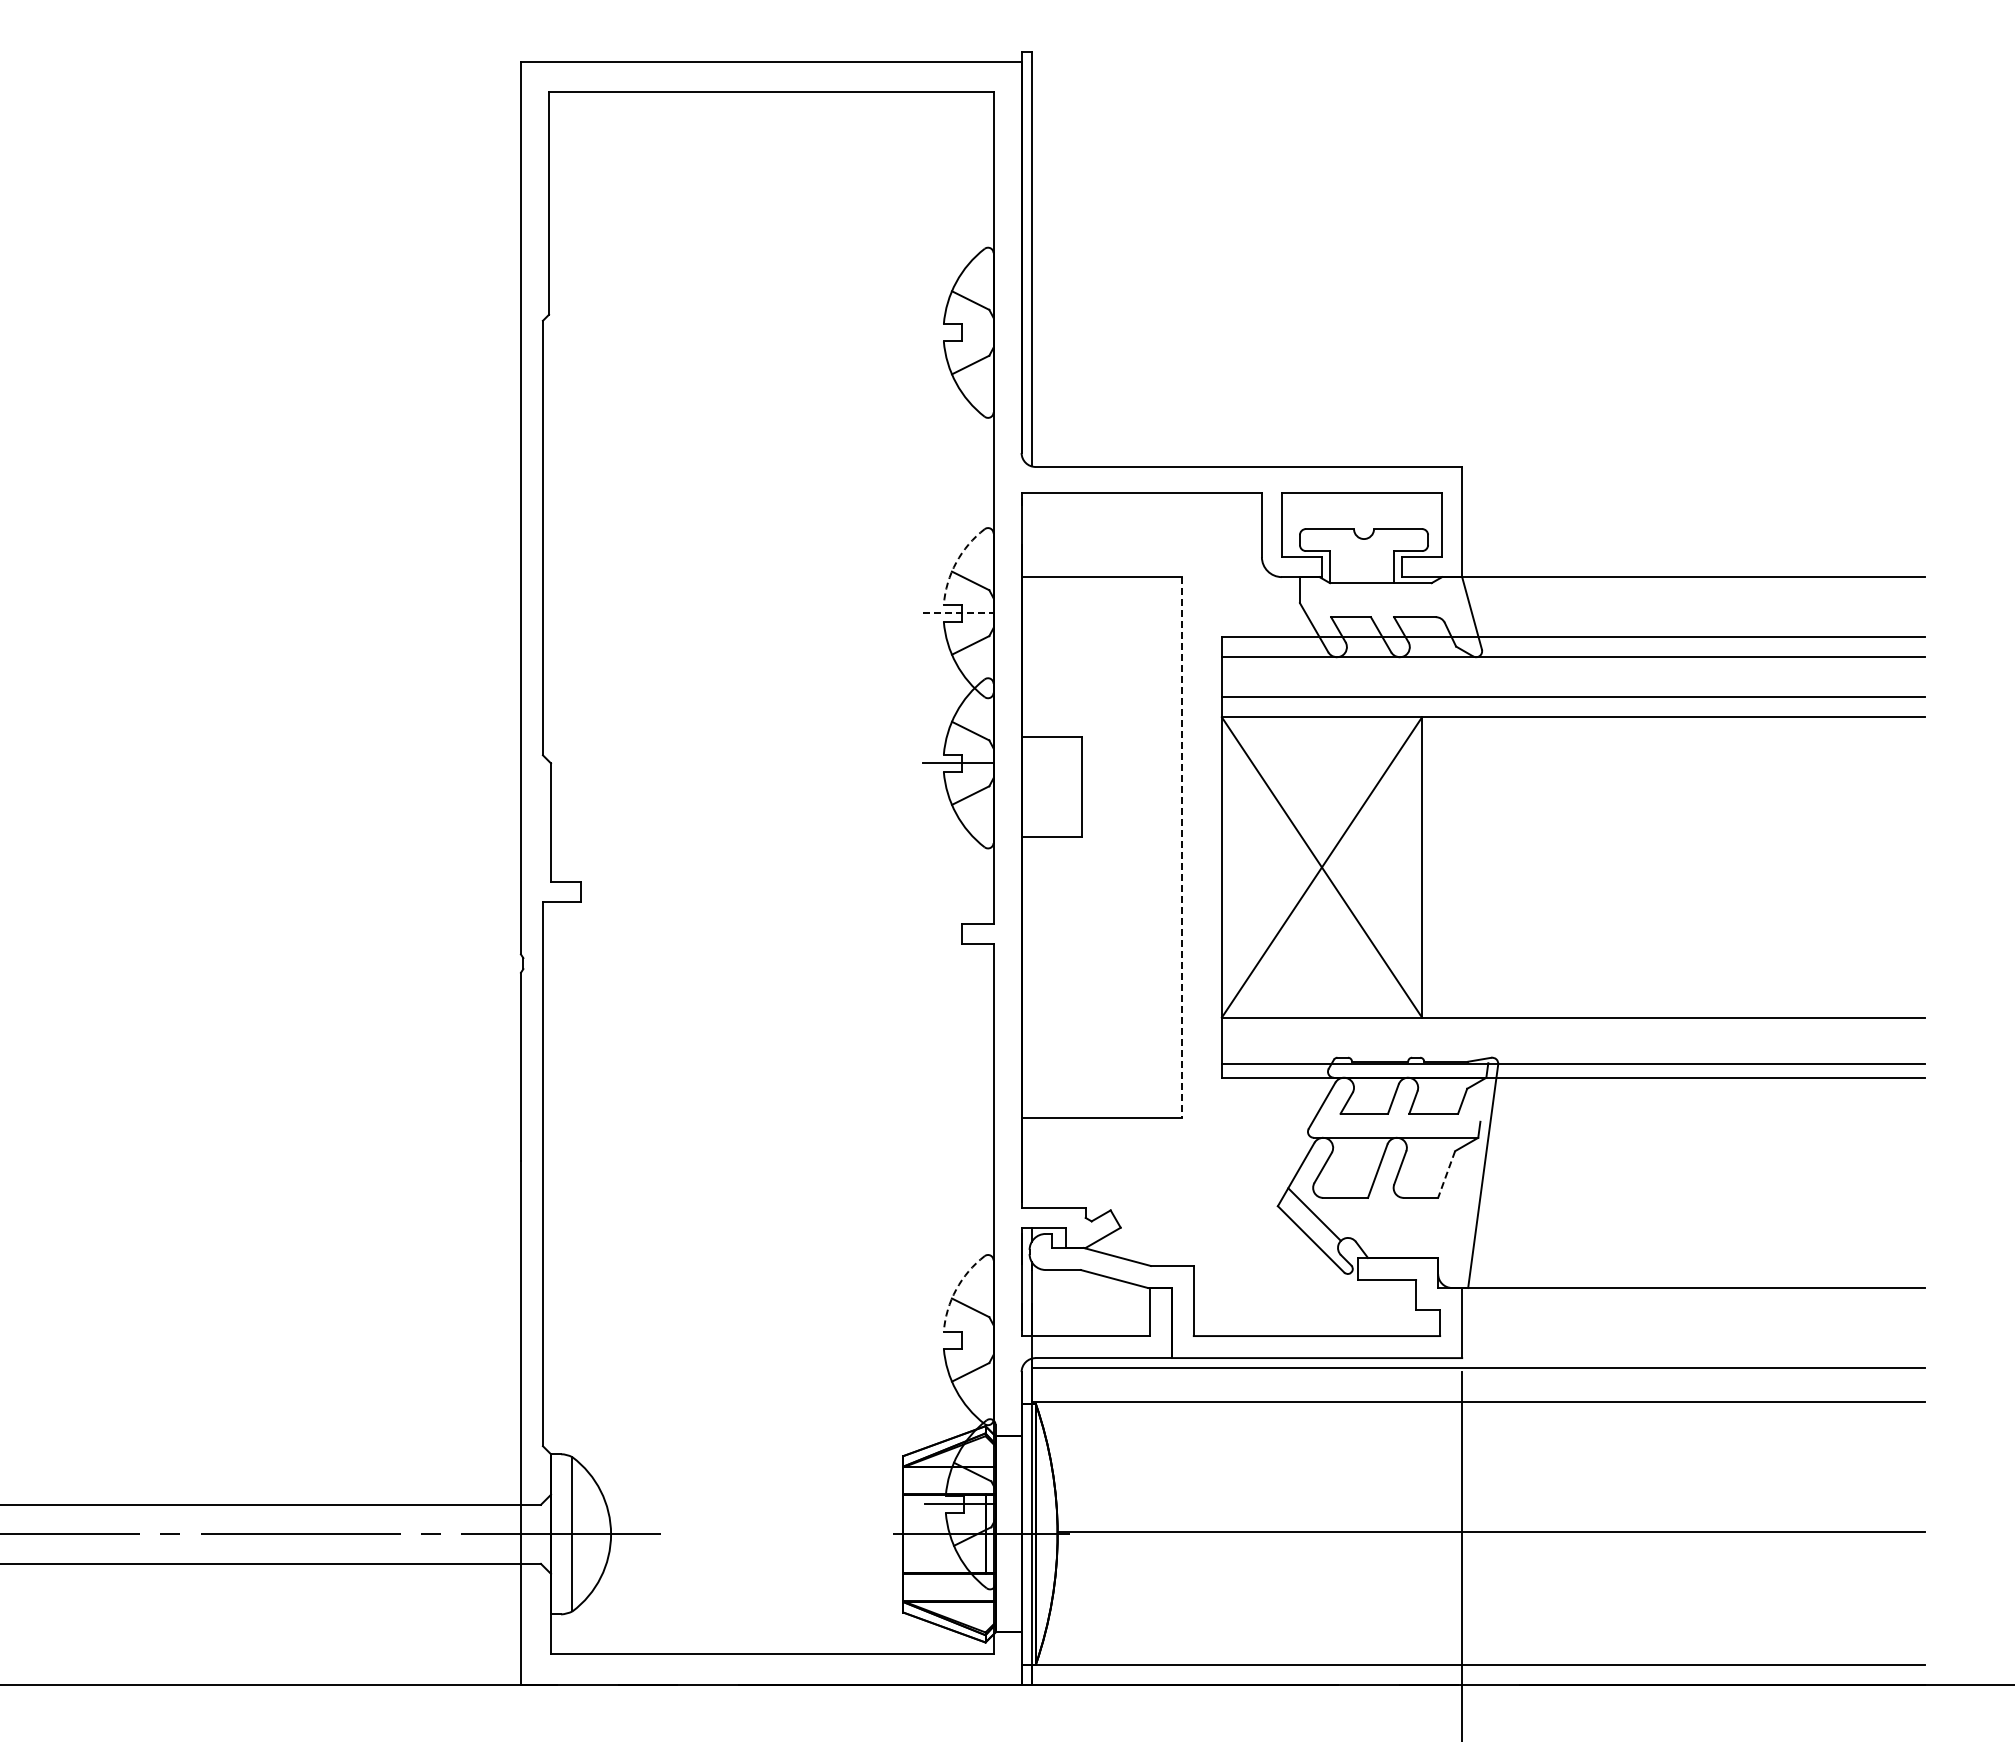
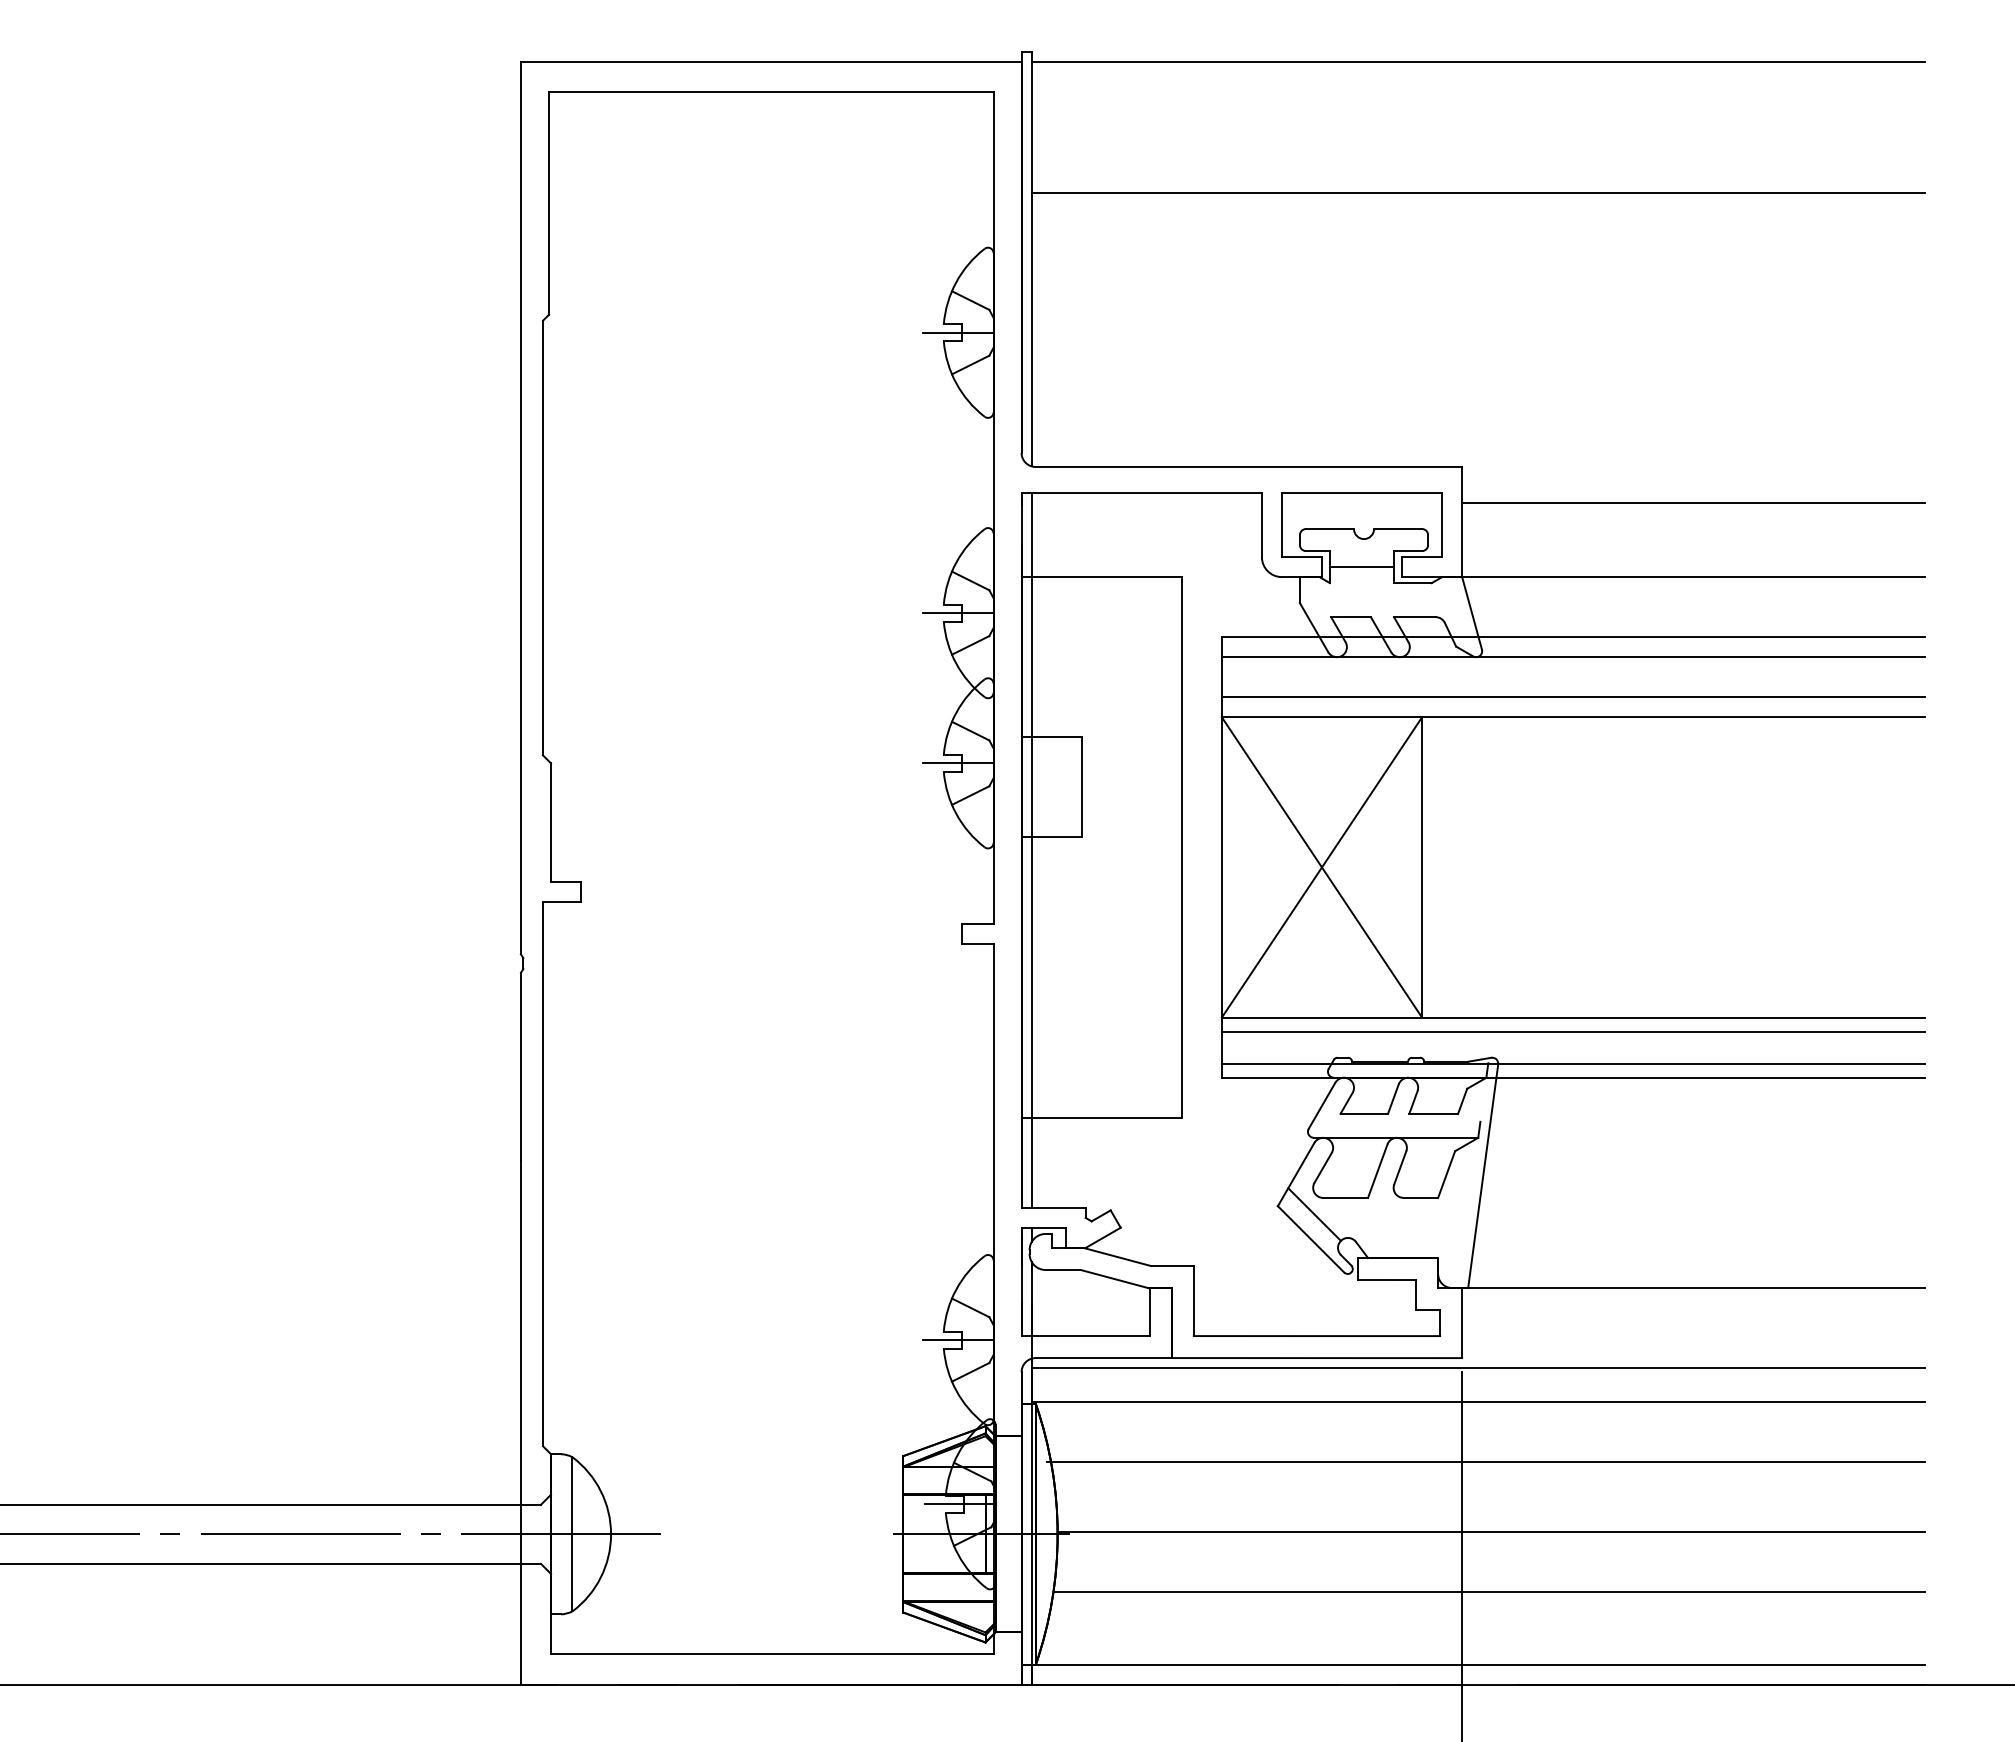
line: none -> present (1477, 62)
line: none -> present (1477, 192)
line: none -> present (958, 332)
line: none -> present (1693, 503)
arc: dashed -> solid (956, 562)
line position: (1361, 583) -> (1361, 567) (1361, 567)
line: dashed -> solid (959, 613)
line: dashed -> solid (1181, 847)
line: none -> present (1031, 850)
line: none -> present (1572, 1031)
line: dashed -> solid (1446, 1174)
arc: dashed -> solid (956, 1289)
line: none -> present (958, 1340)
line: none -> present (1485, 1462)
line: none -> present (1489, 1592)
